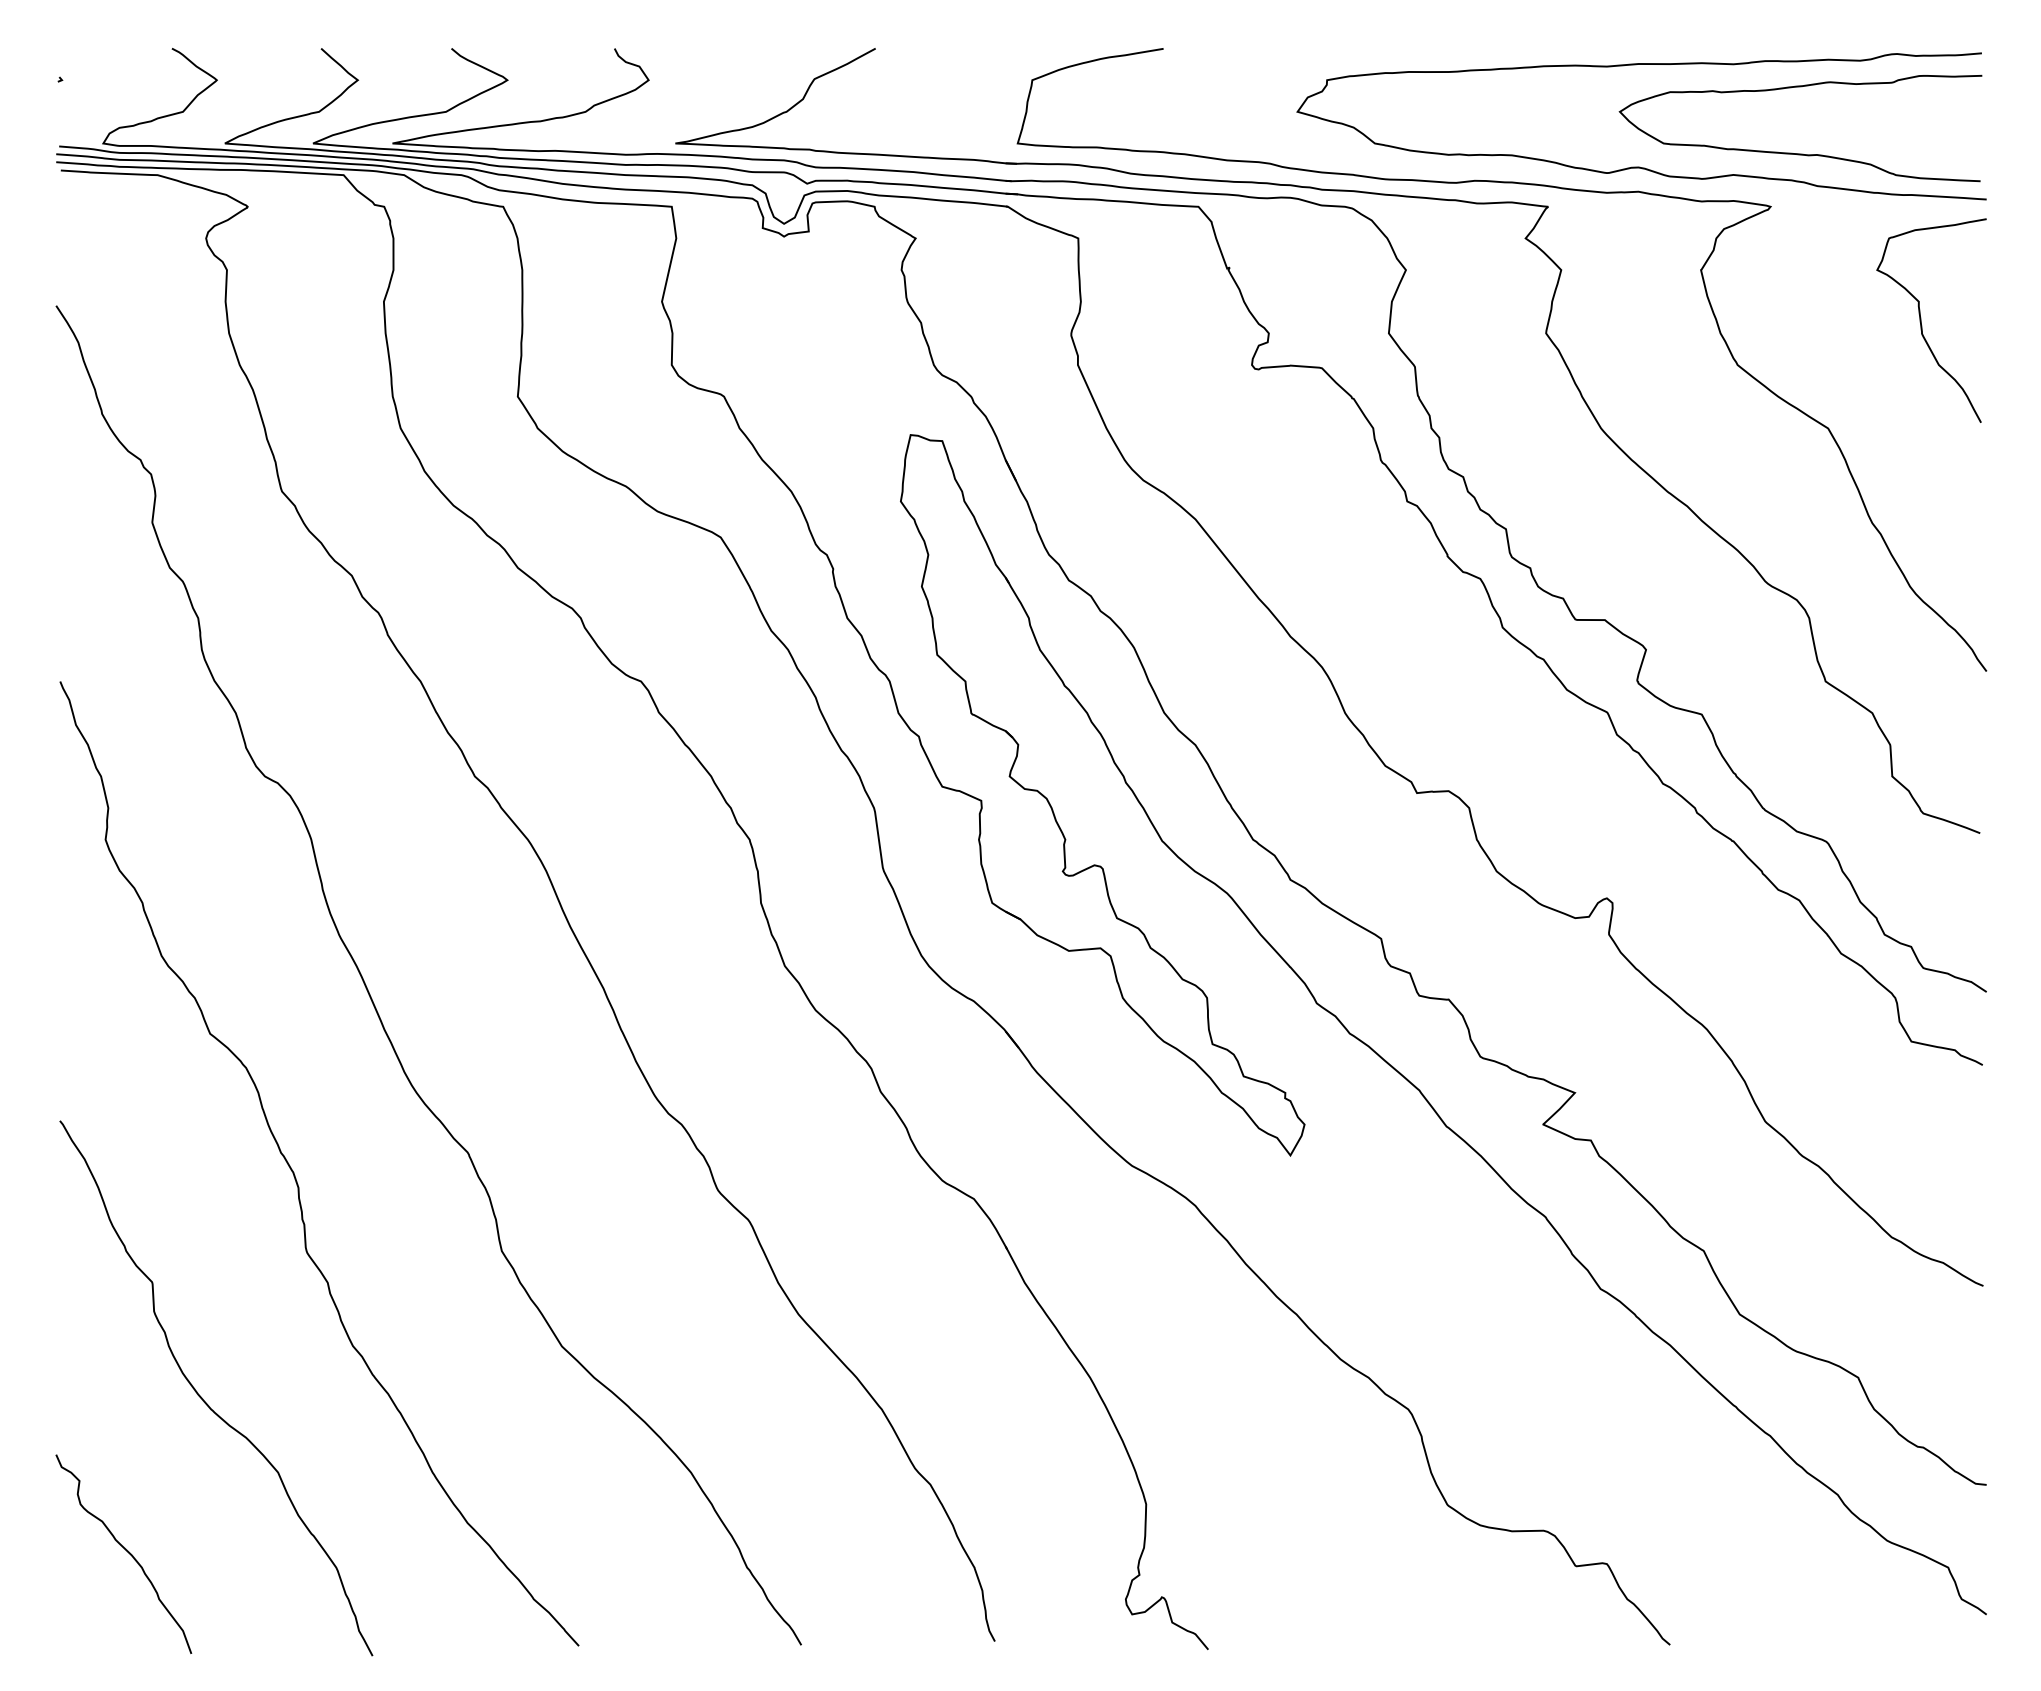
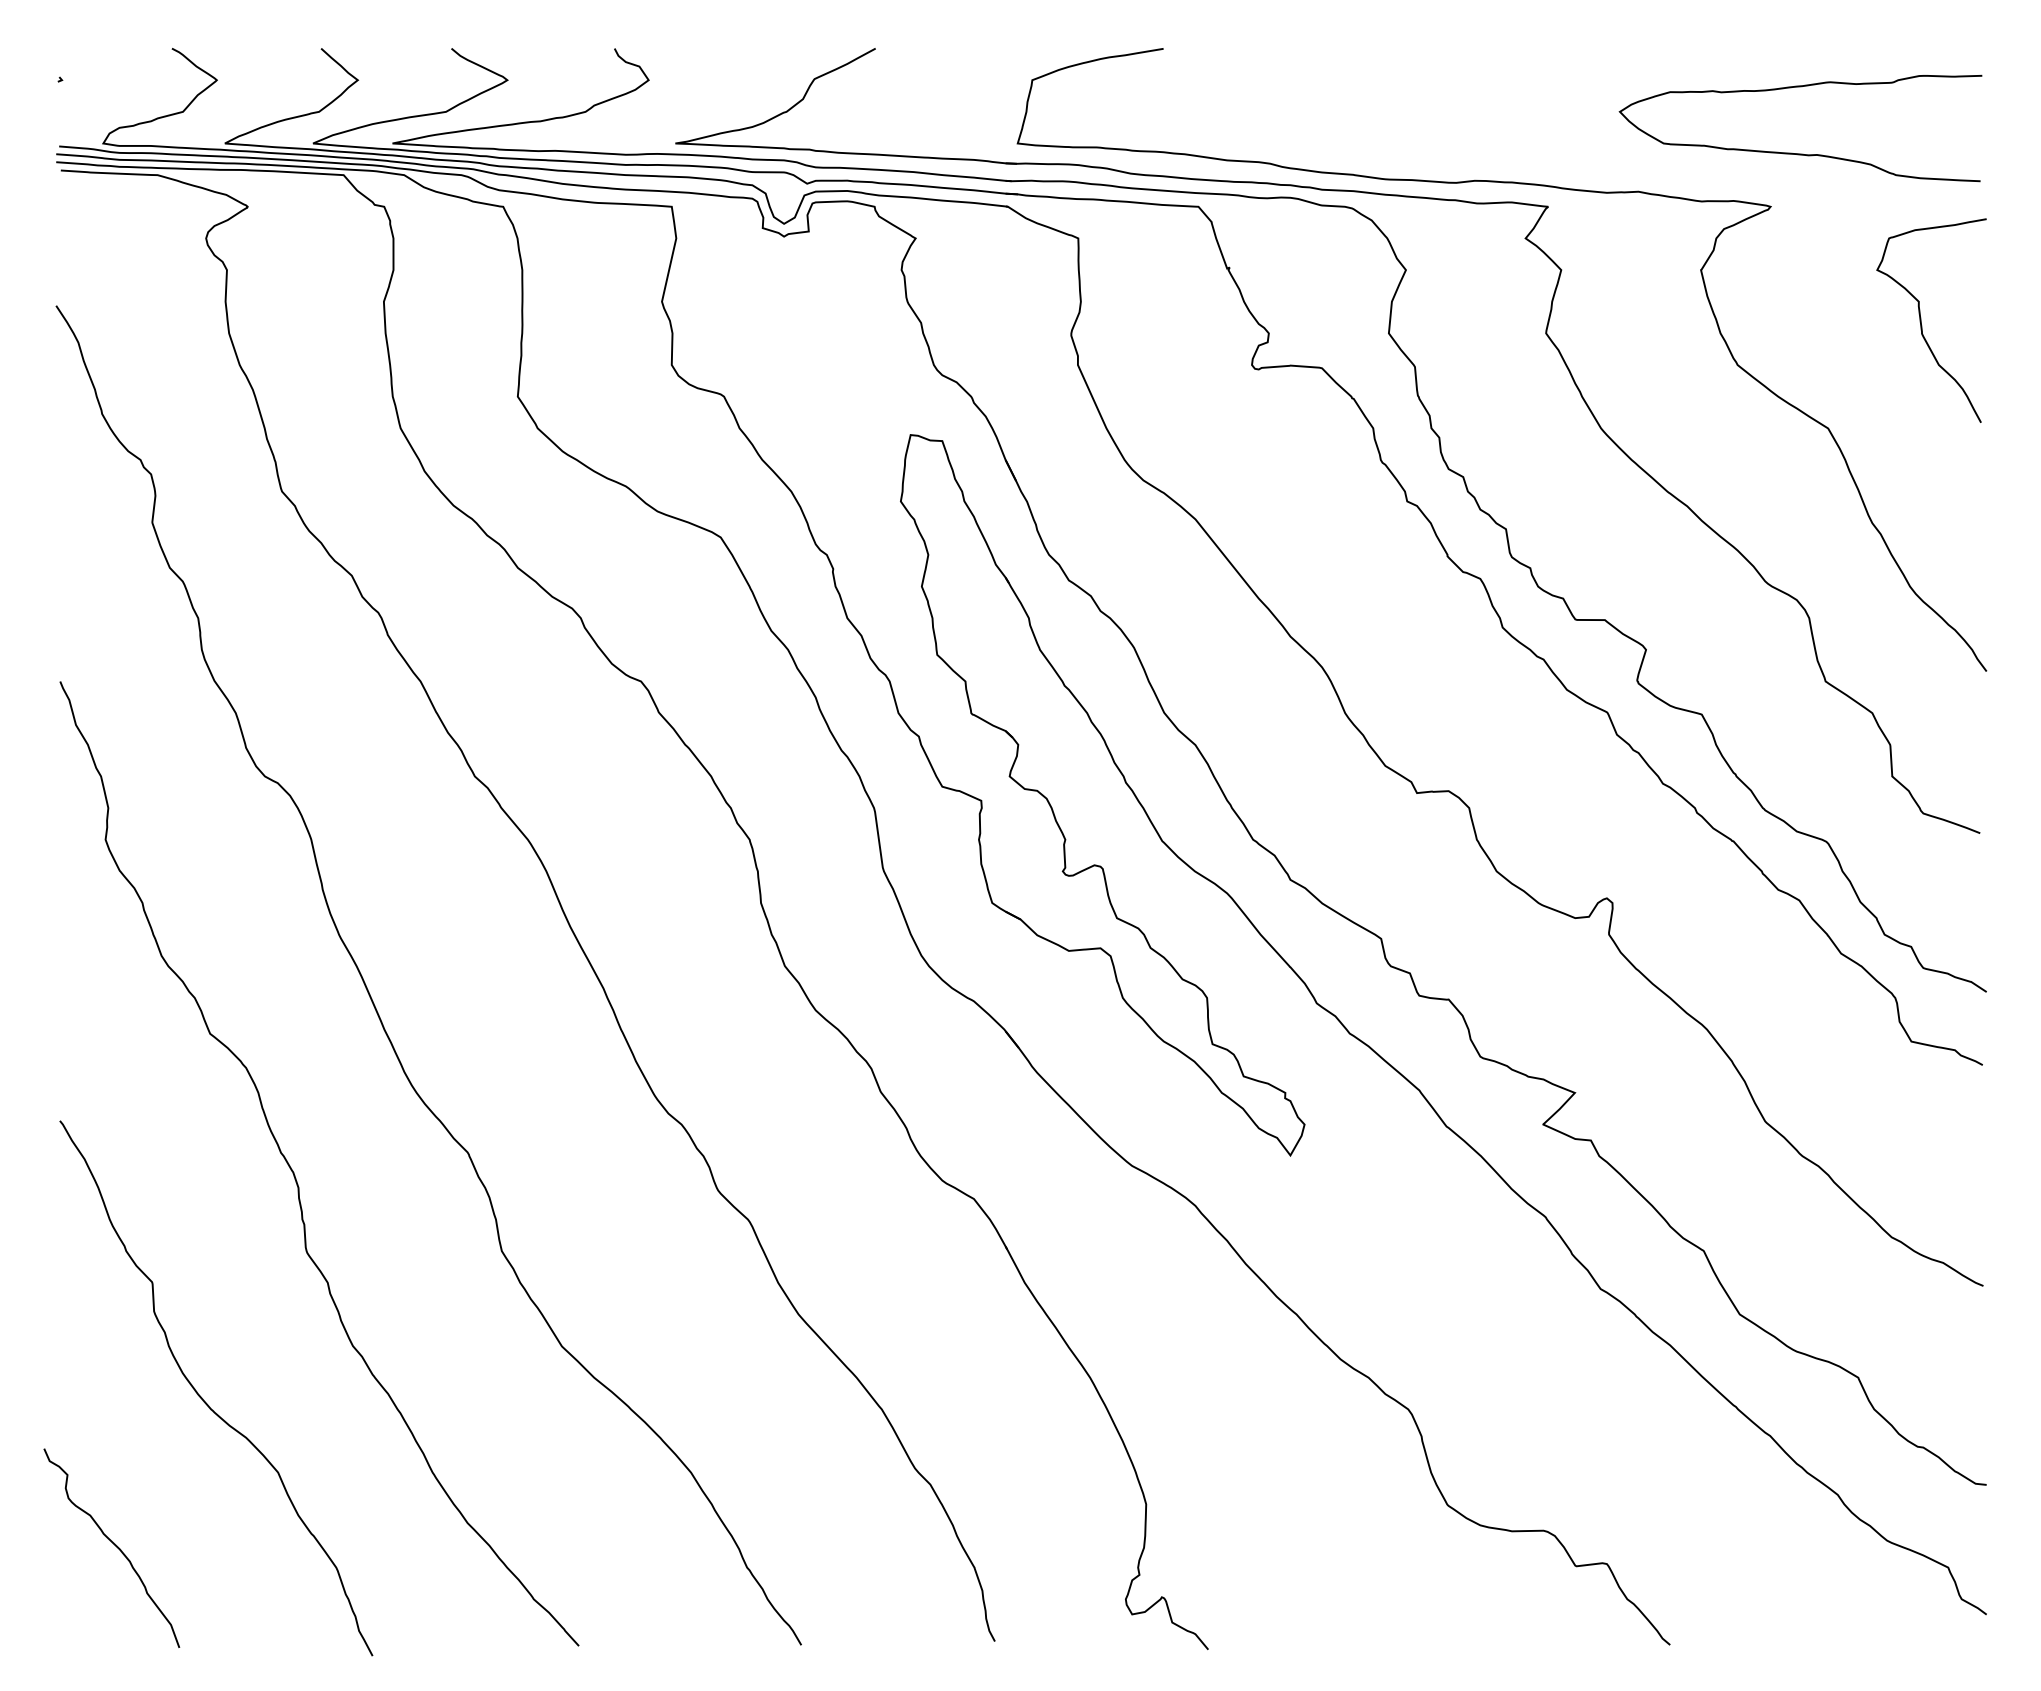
curve: present -> none (1639, 166)
curve position: (125, 1550) -> (113, 1544) (113, 1544)
